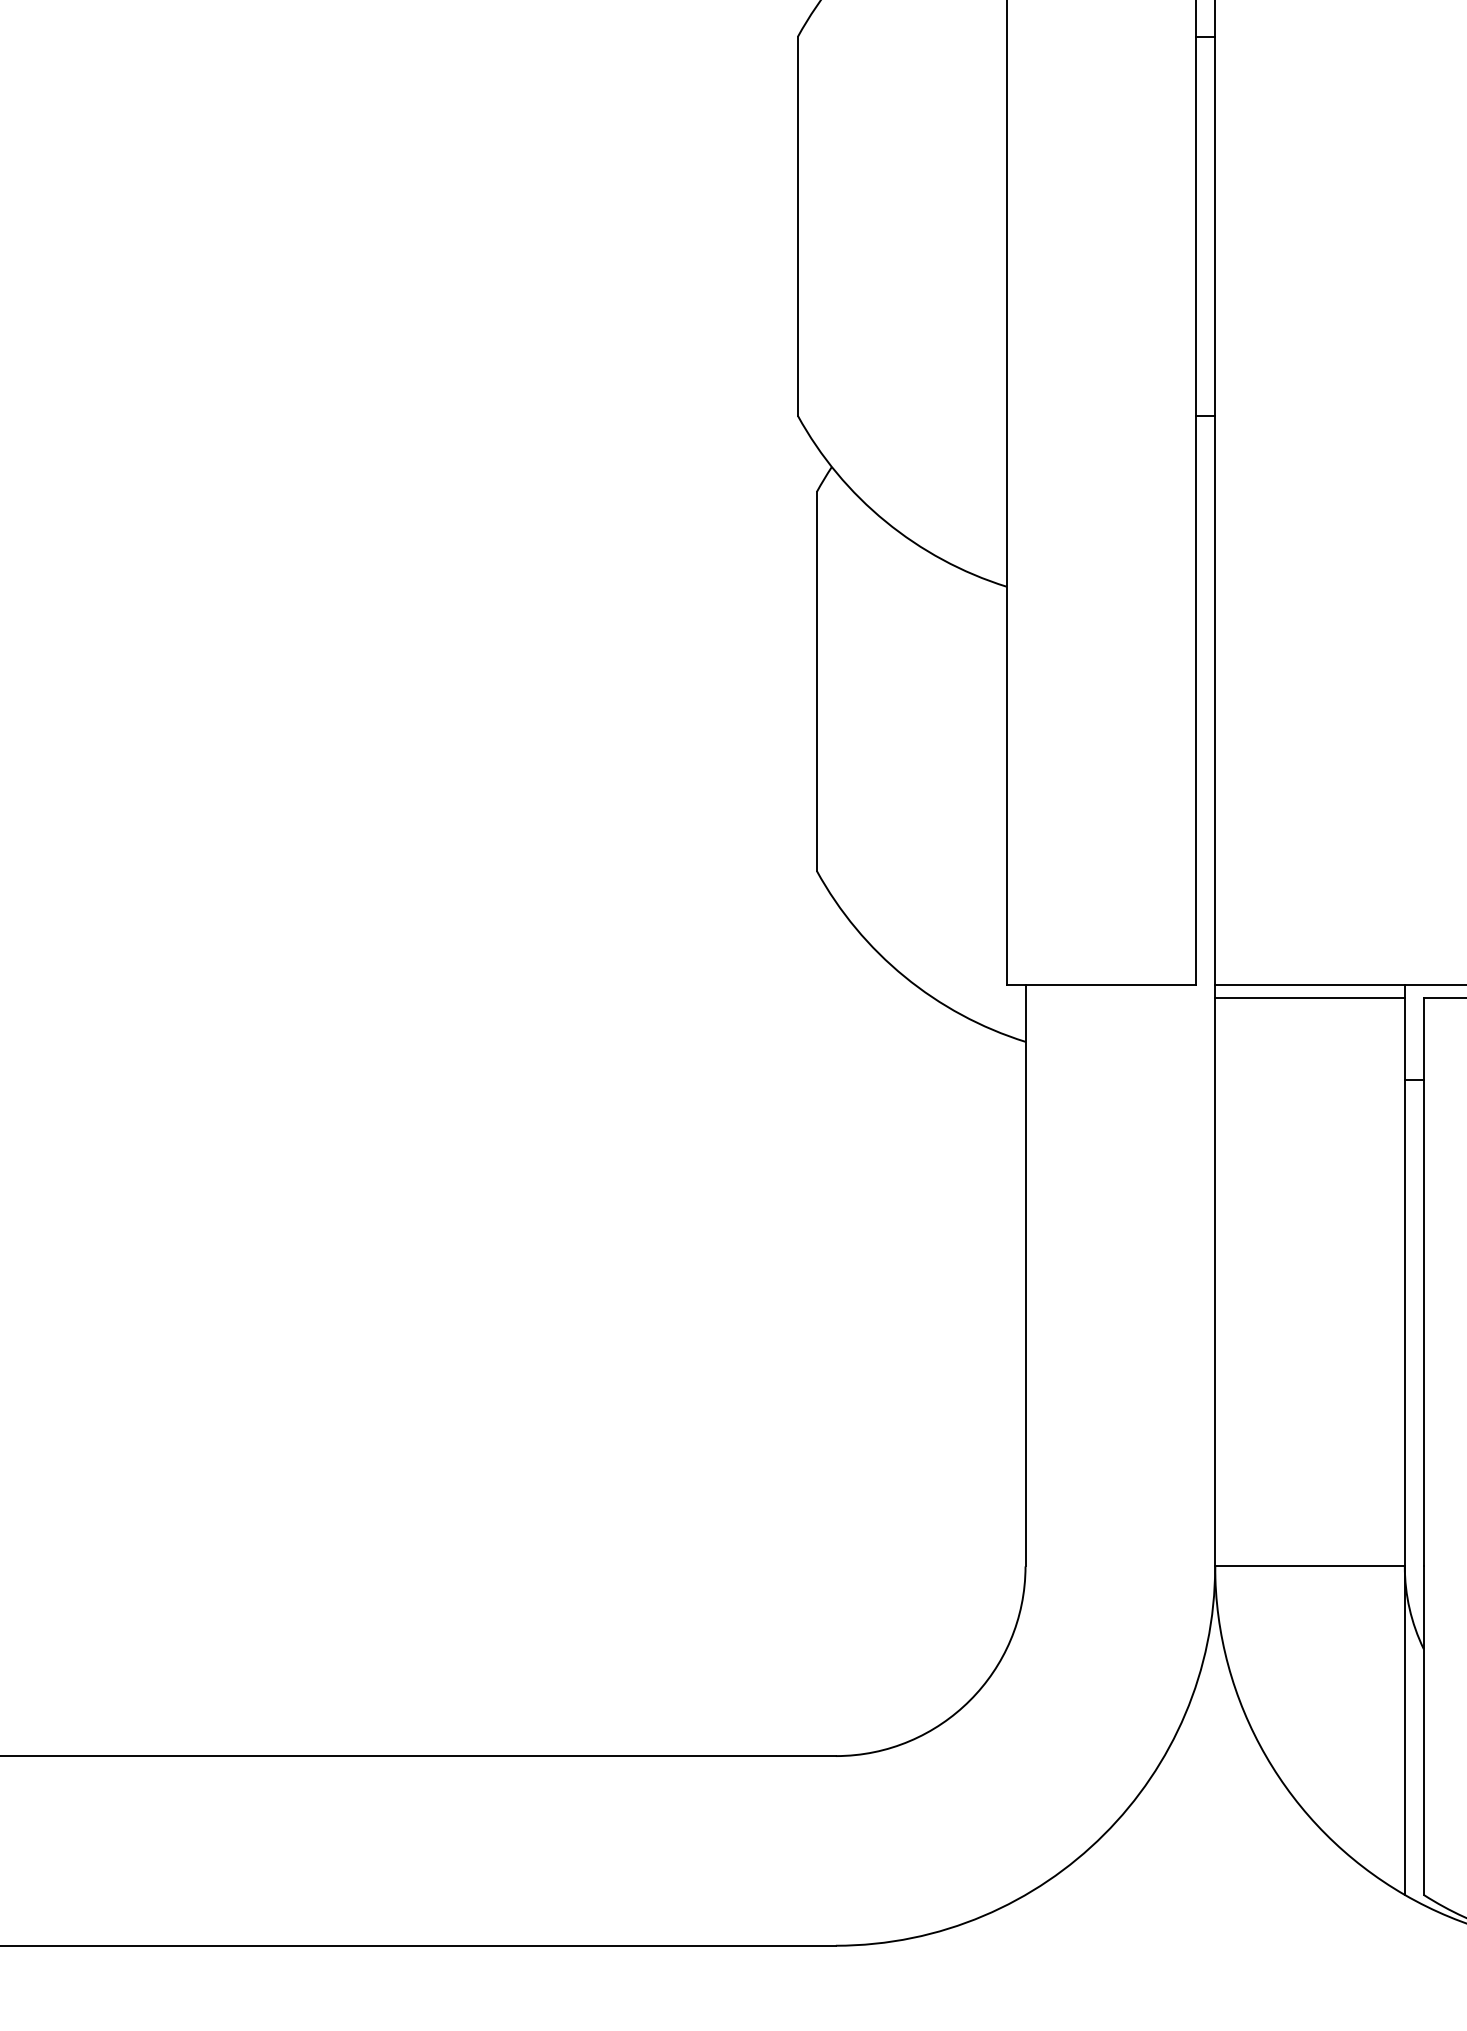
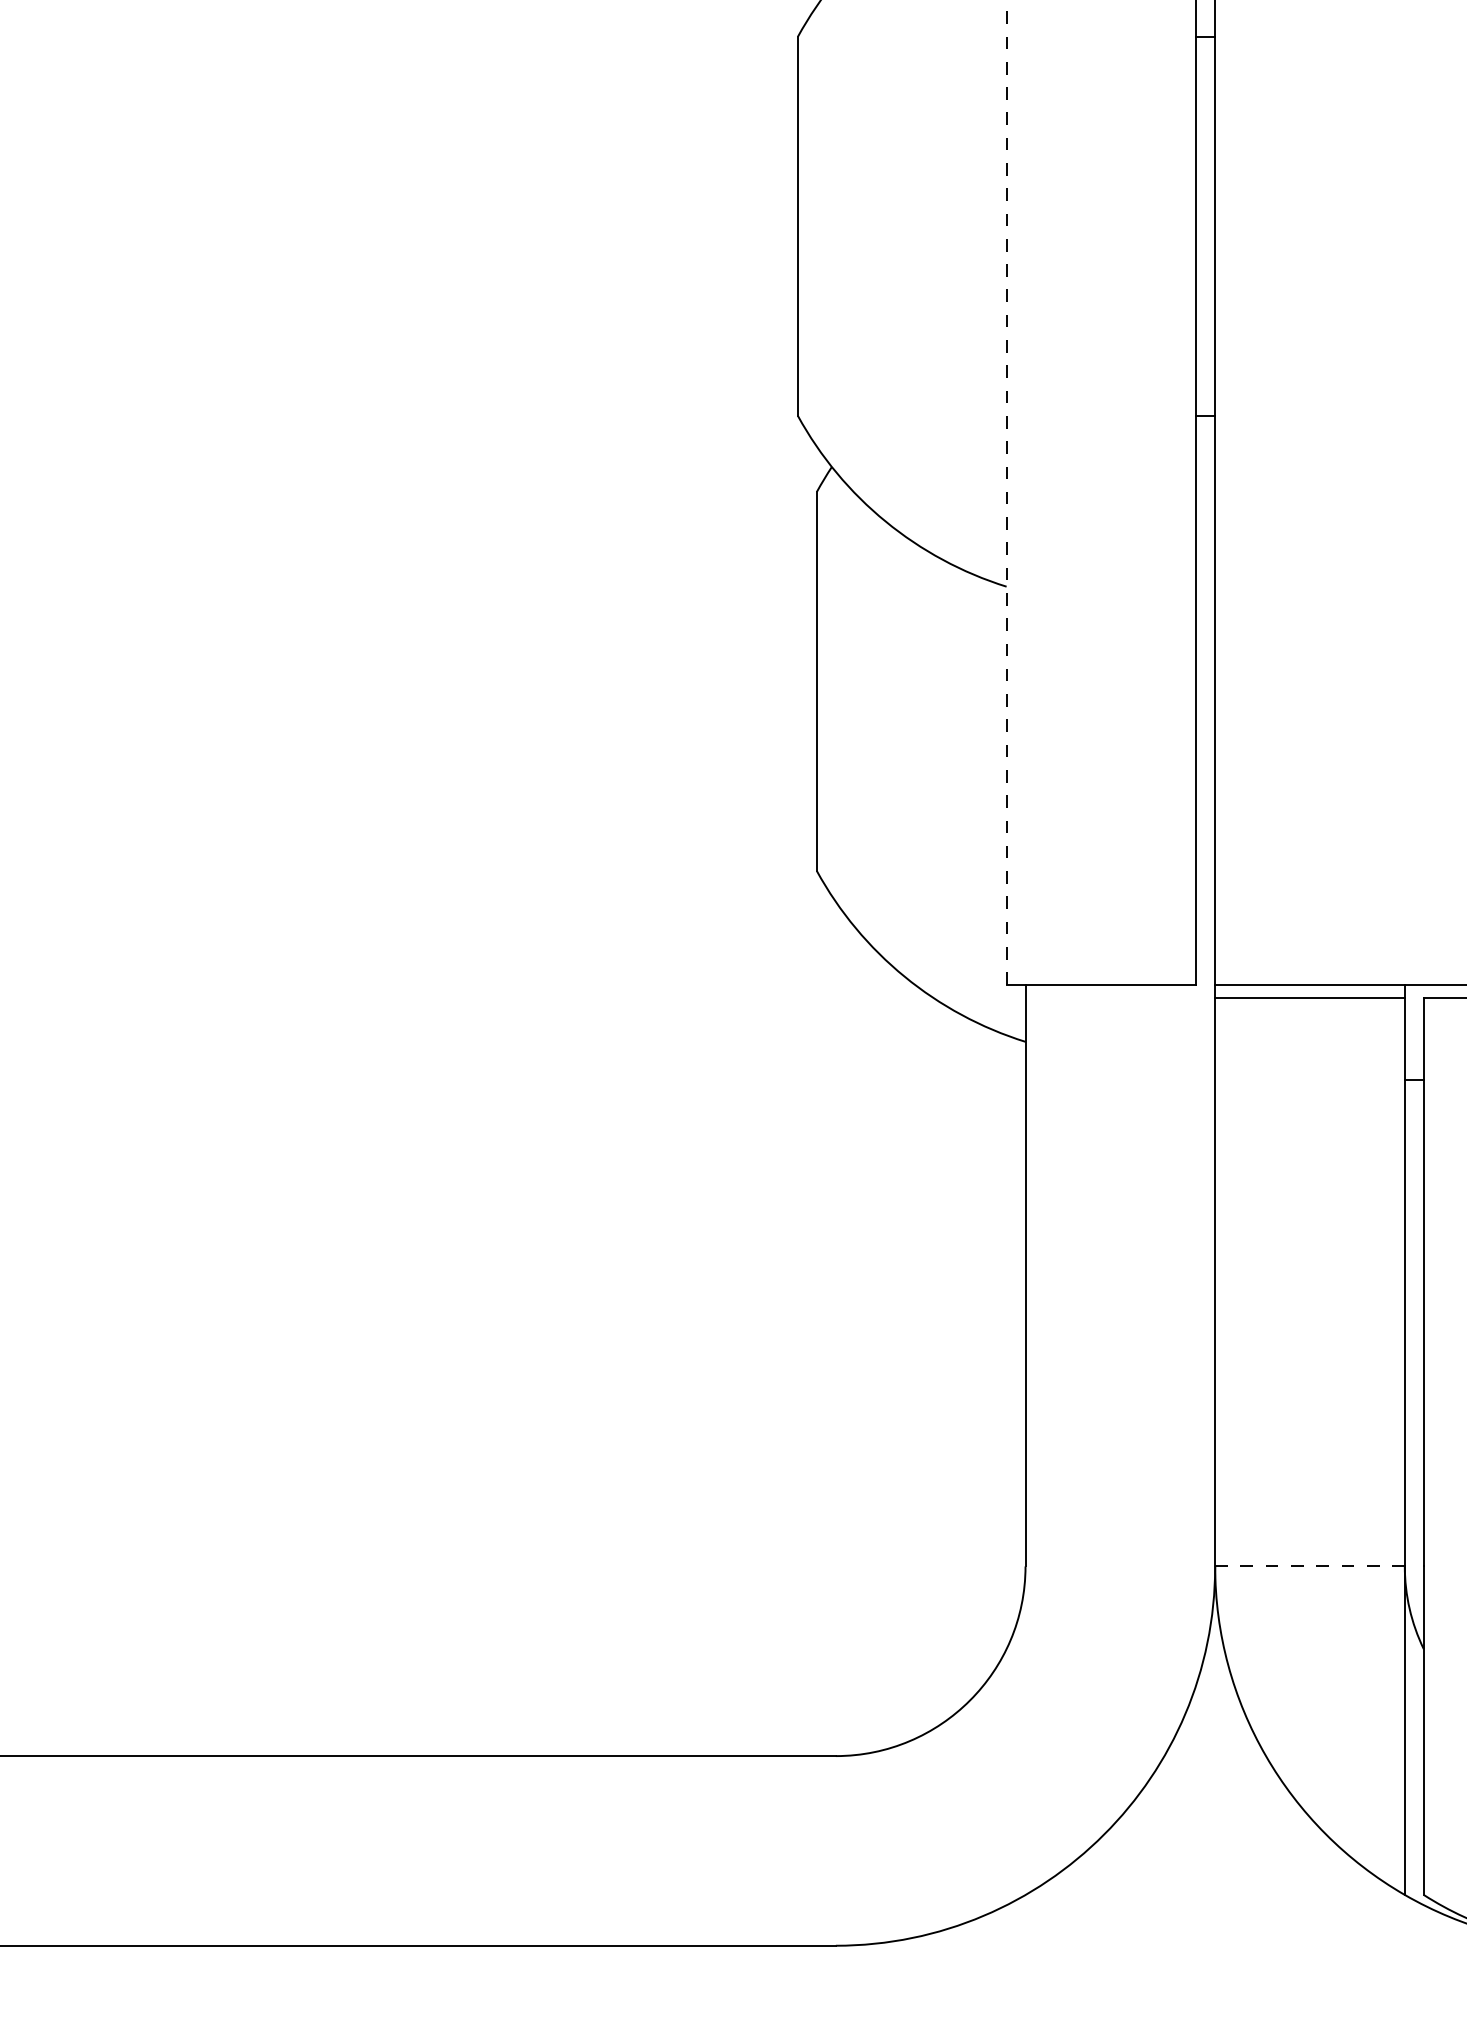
line: solid -> dashed (1006, 493)
line: solid -> dashed (1310, 1566)
